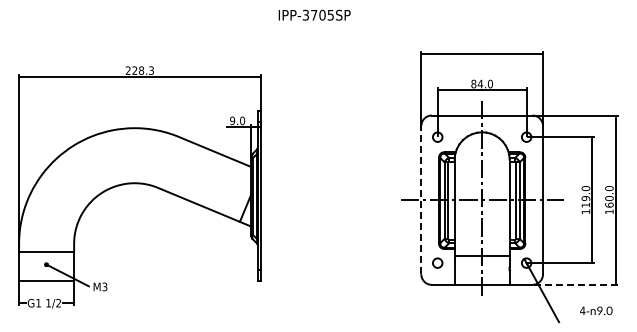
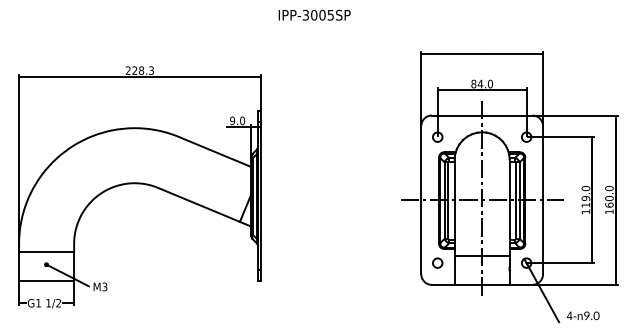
text: IPP-3705SP -> IPP-3005SP (314, 14)
line: dashed -> solid (421, 199)
line: dashed -> solid (575, 284)
text position: (596, 310) -> (583, 315) (583, 315)
